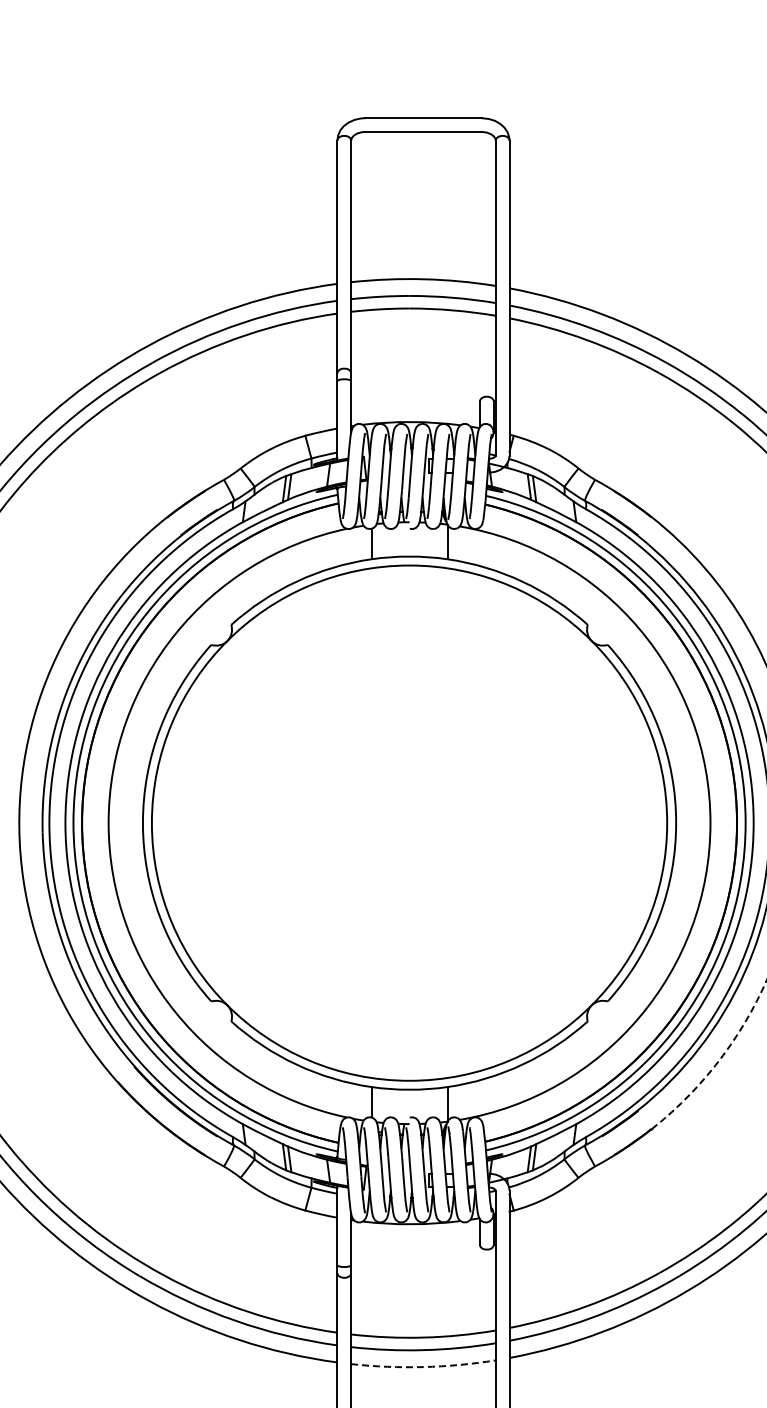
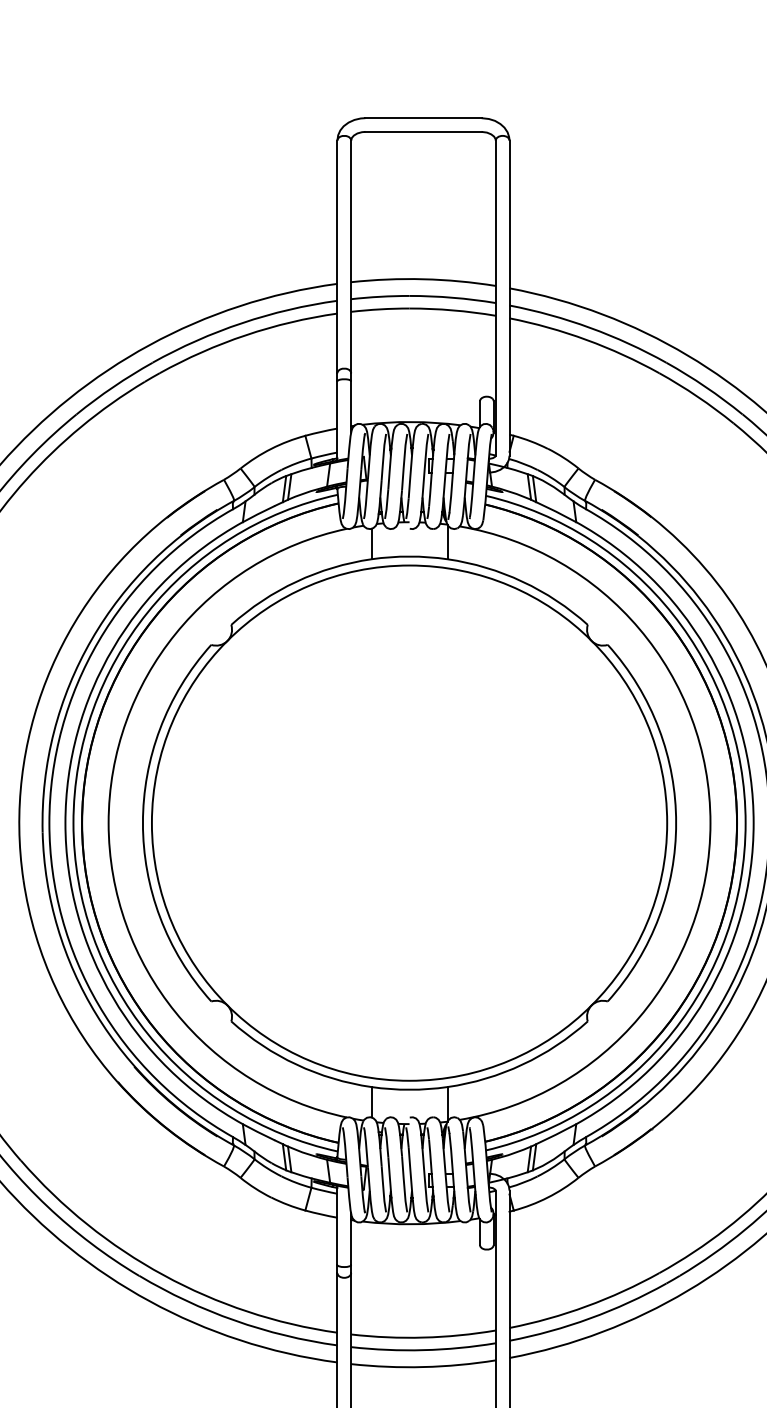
arc: dashed -> solid (719, 1060)
arc: dashed -> solid (423, 1367)
